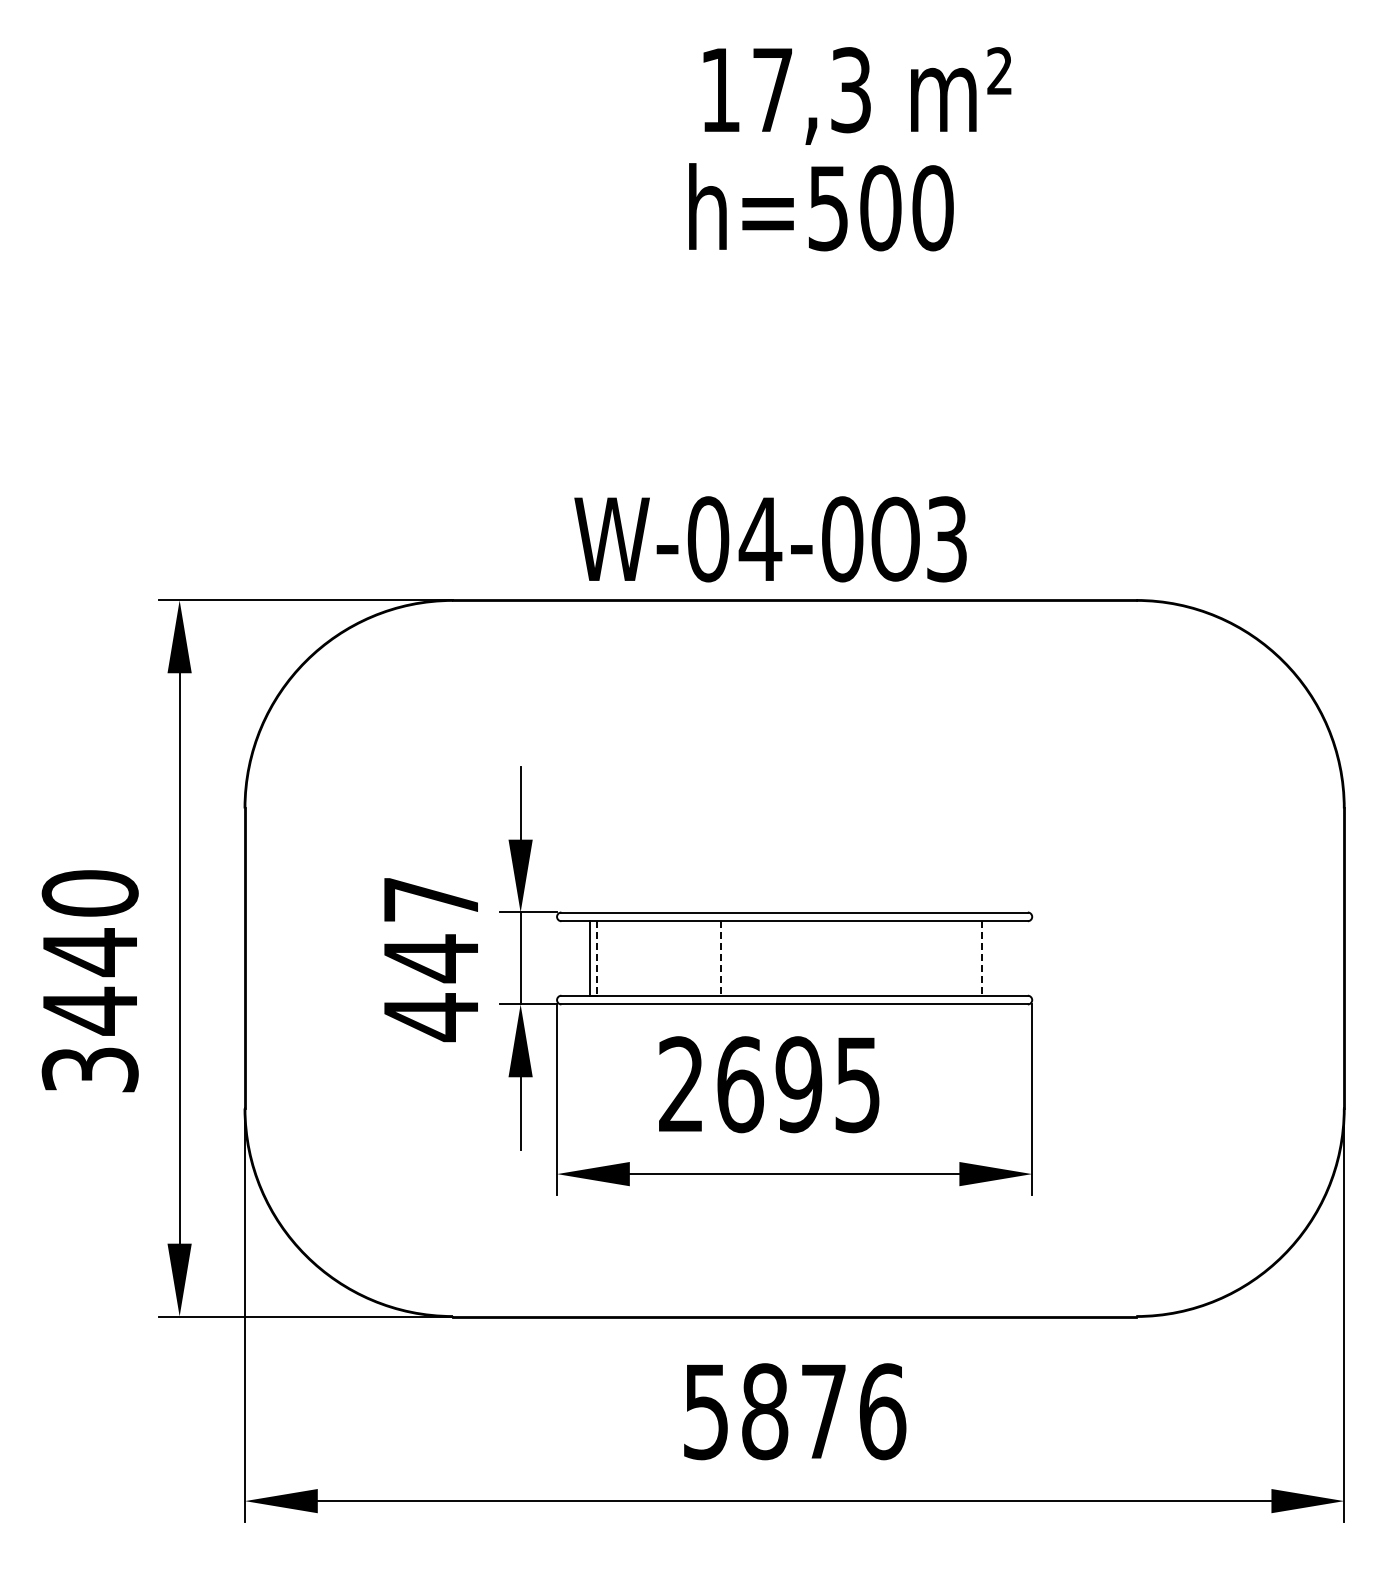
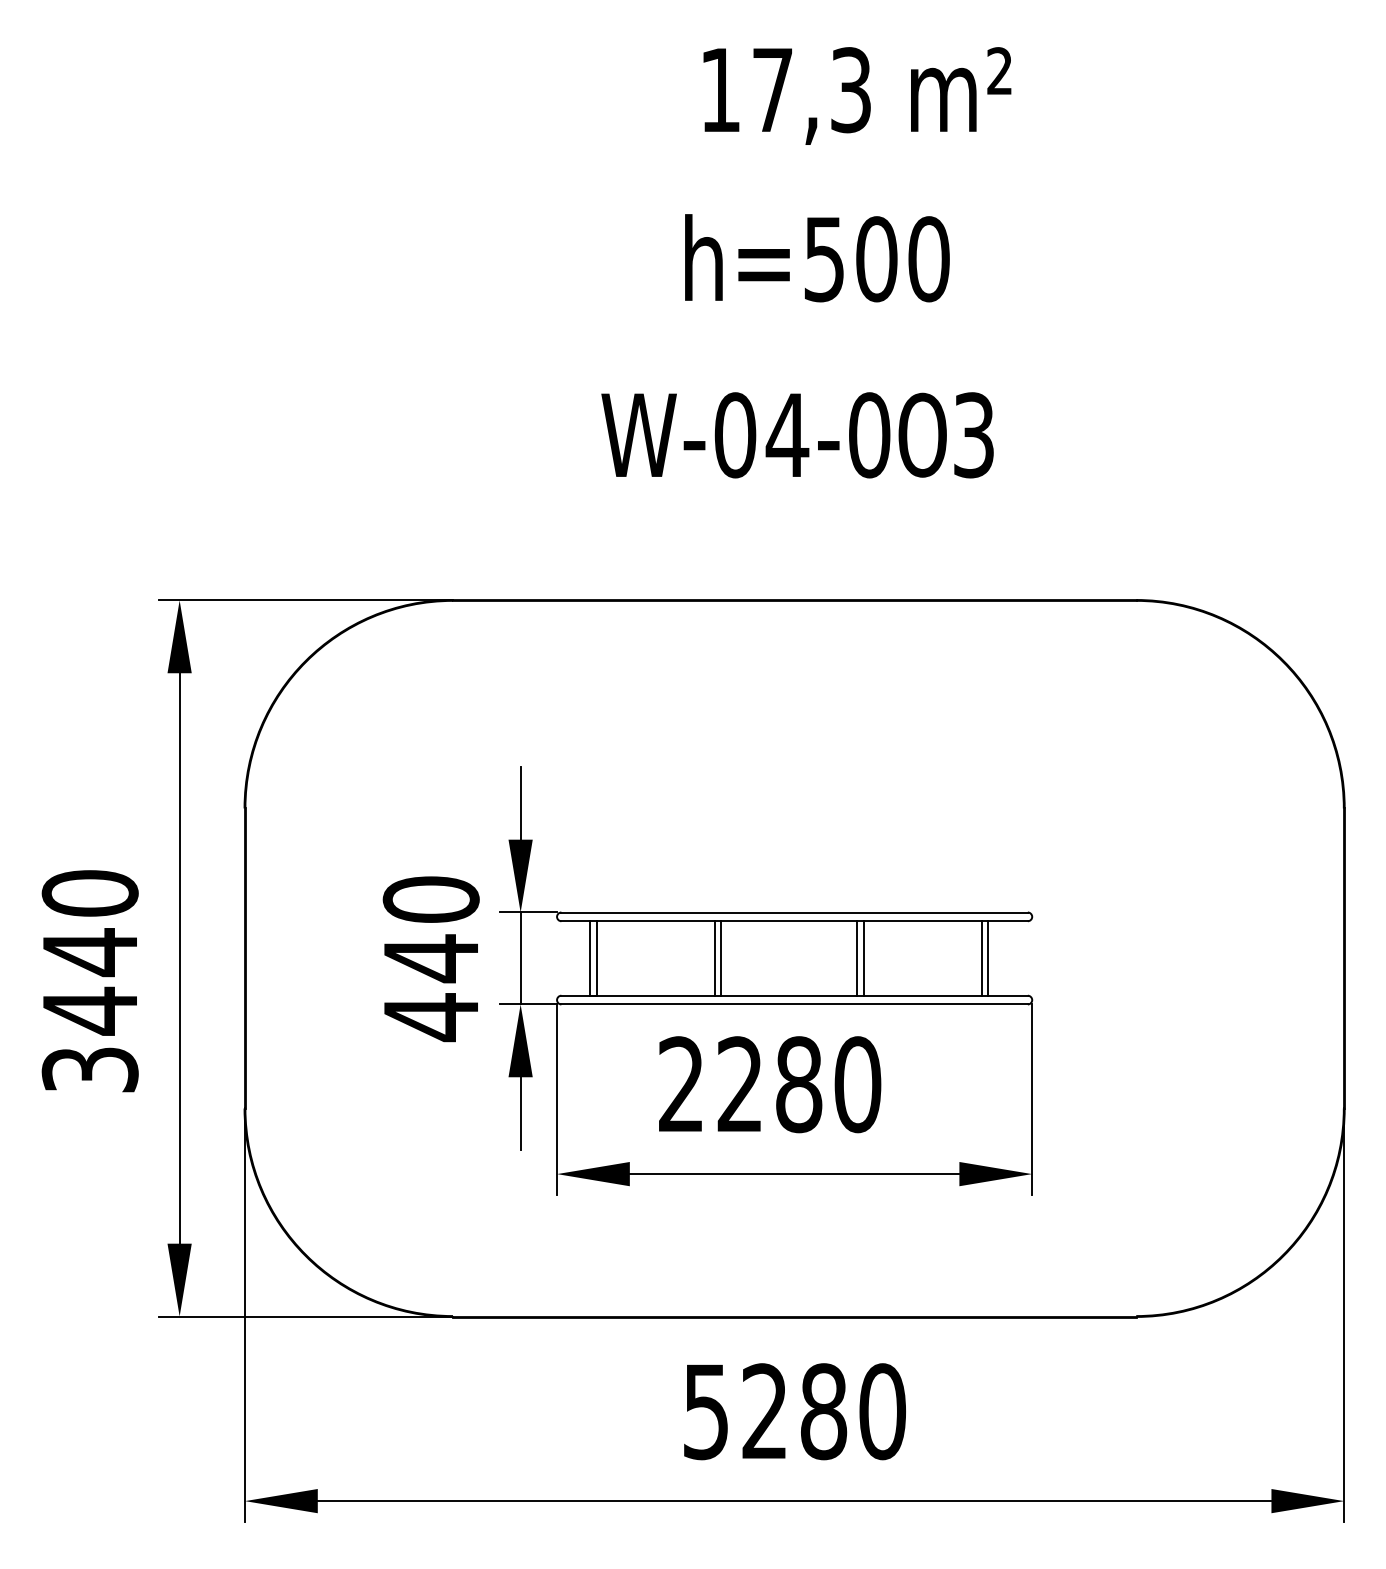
text position: (821, 207) -> (817, 258) (817, 258)
text position: (770, 539) -> (797, 435) (797, 435)
text: 447 -> 440 (430, 899)
line: dashed -> solid (596, 958)
line: none -> present (714, 958)
line: dashed -> solid (721, 958)
line: none -> present (856, 958)
line: none -> present (863, 958)
line: dashed -> solid (981, 958)
line: none -> present (988, 958)
text: 2695 -> 2280 (799, 1084)
text: 5876 -> 5280 (824, 1411)
